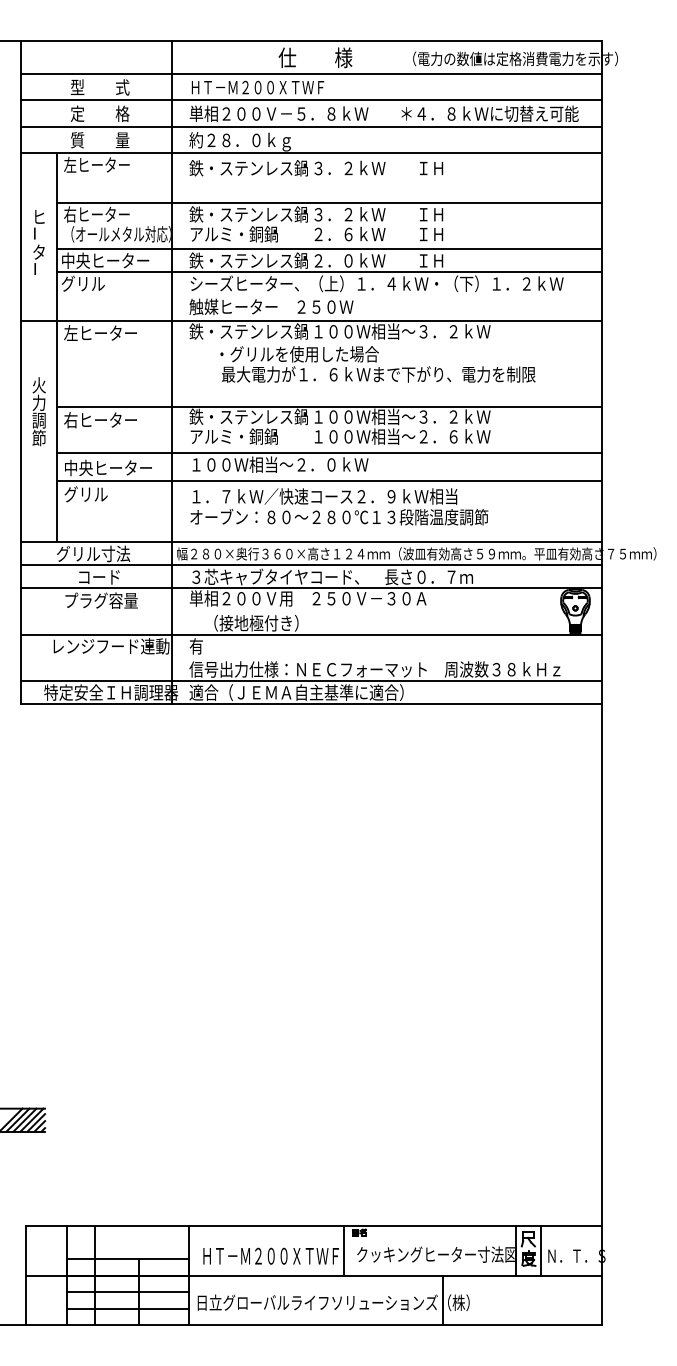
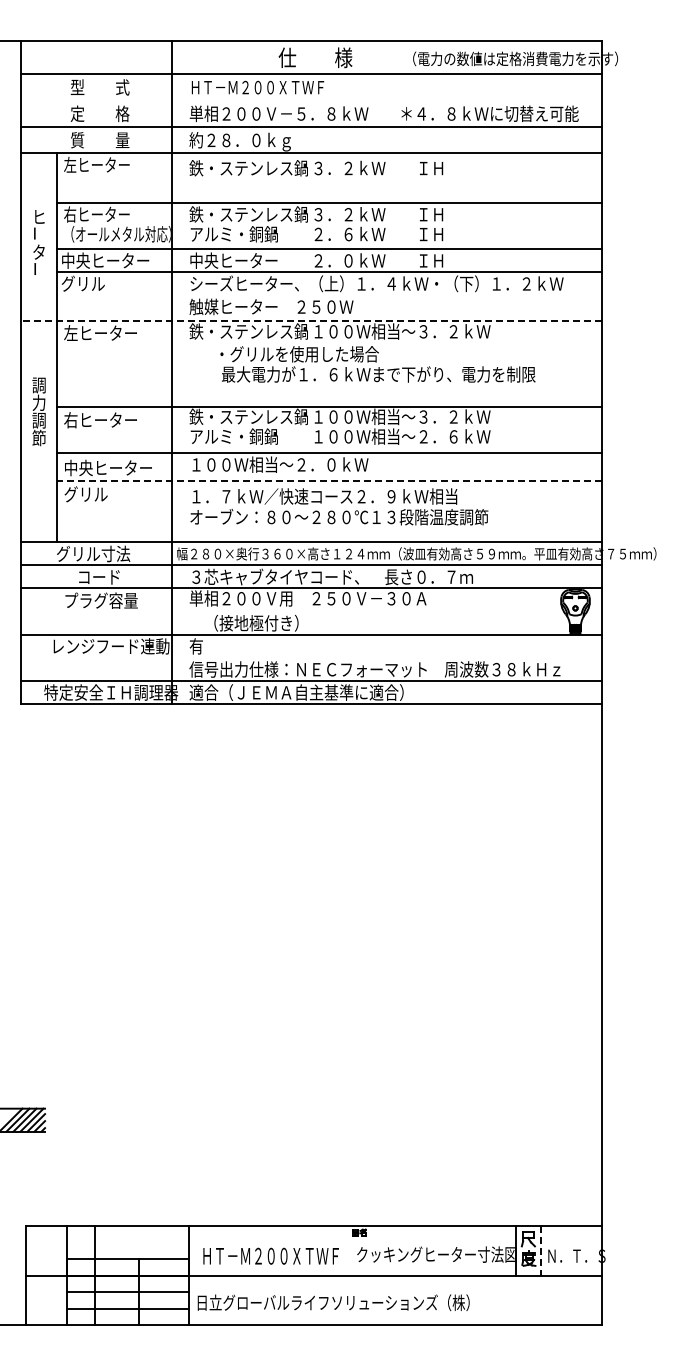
line: present -> none (310, 100)
text: 鉄・ステンレス鍋 -> 中央ヒーター (248, 260)
line: solid -> dashed (310, 321)
text: 火 -> 調 (38, 385)
line: solid -> dashed (328, 480)
line: present -> none (344, 1250)
line: solid -> dashed (540, 1250)
line: present -> none (443, 1300)
